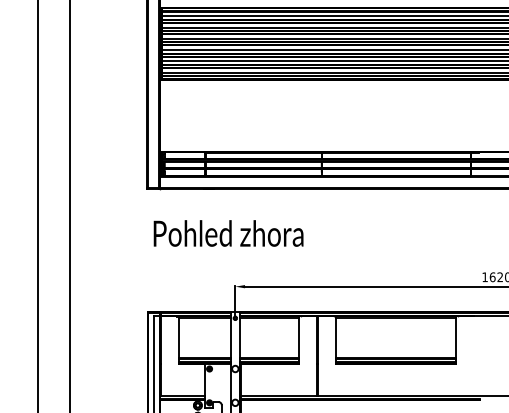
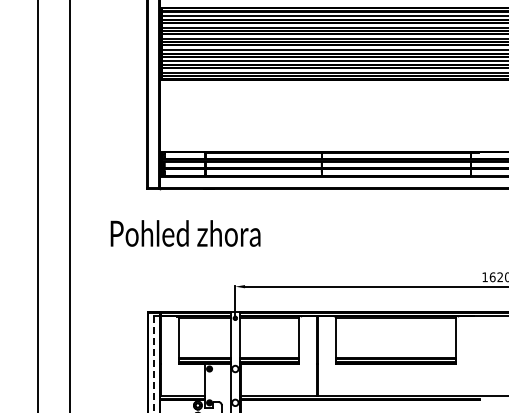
text position: (228, 233) -> (185, 233) (185, 233)
line: solid -> dashed (153, 364)
